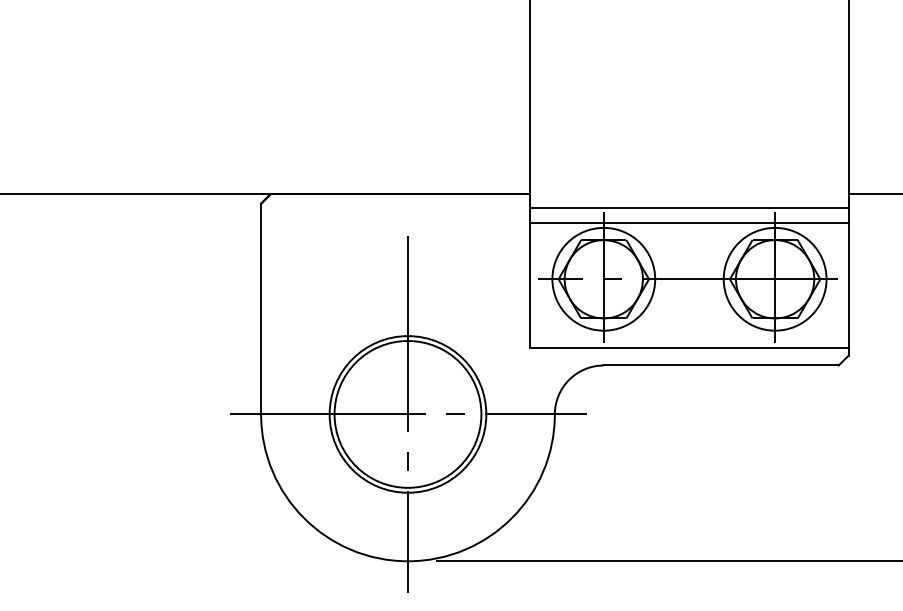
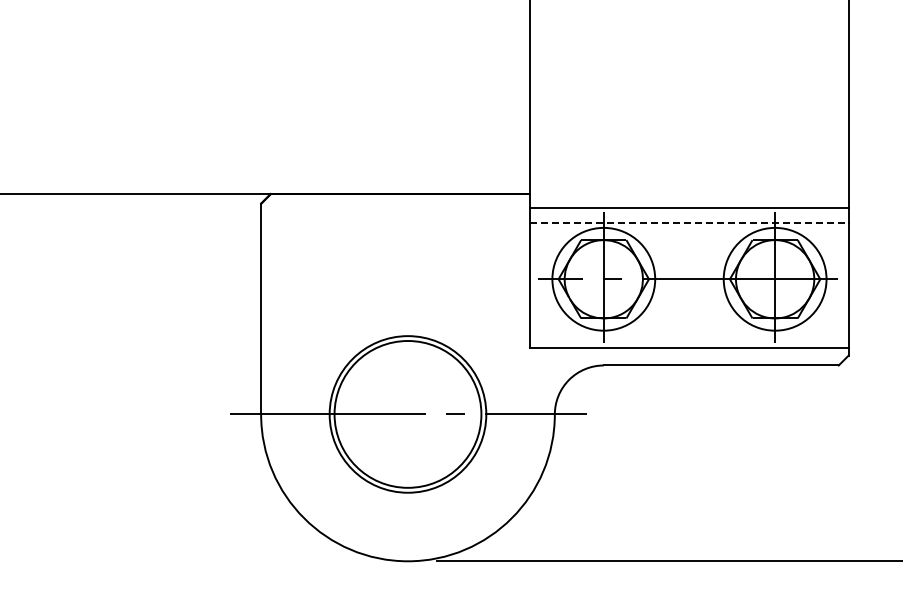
line: present -> none (873, 193)
line: solid -> dashed (689, 222)
line: present -> none (408, 414)
